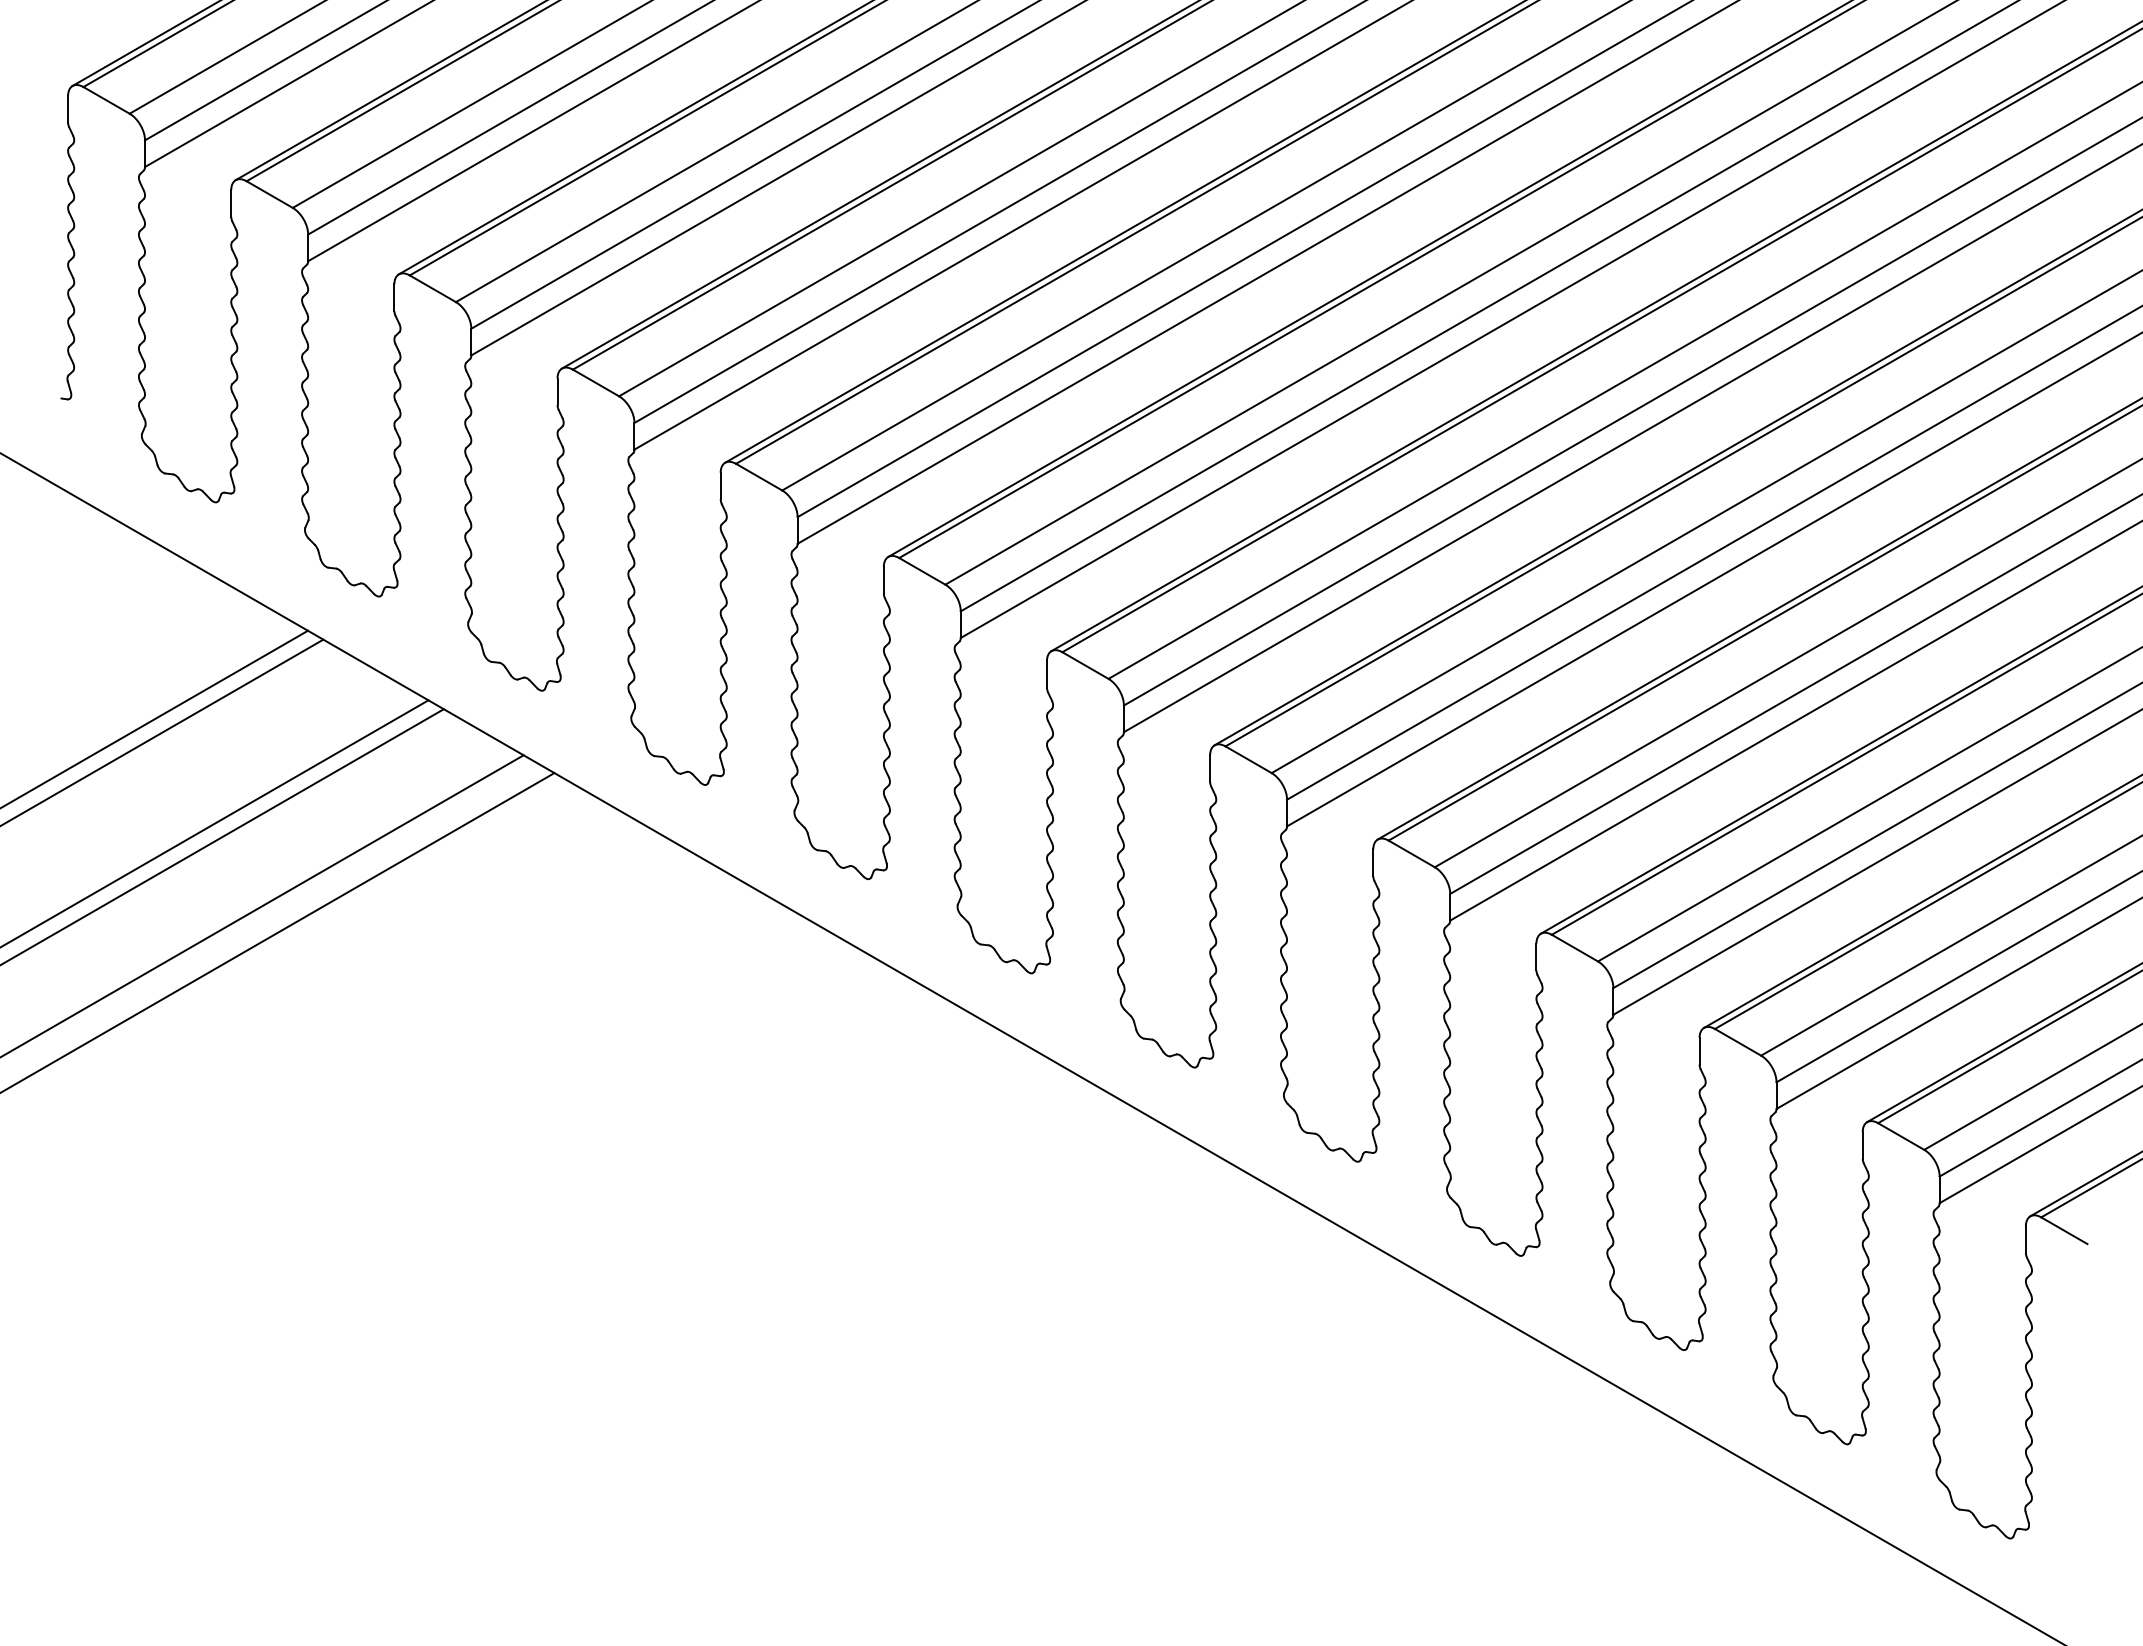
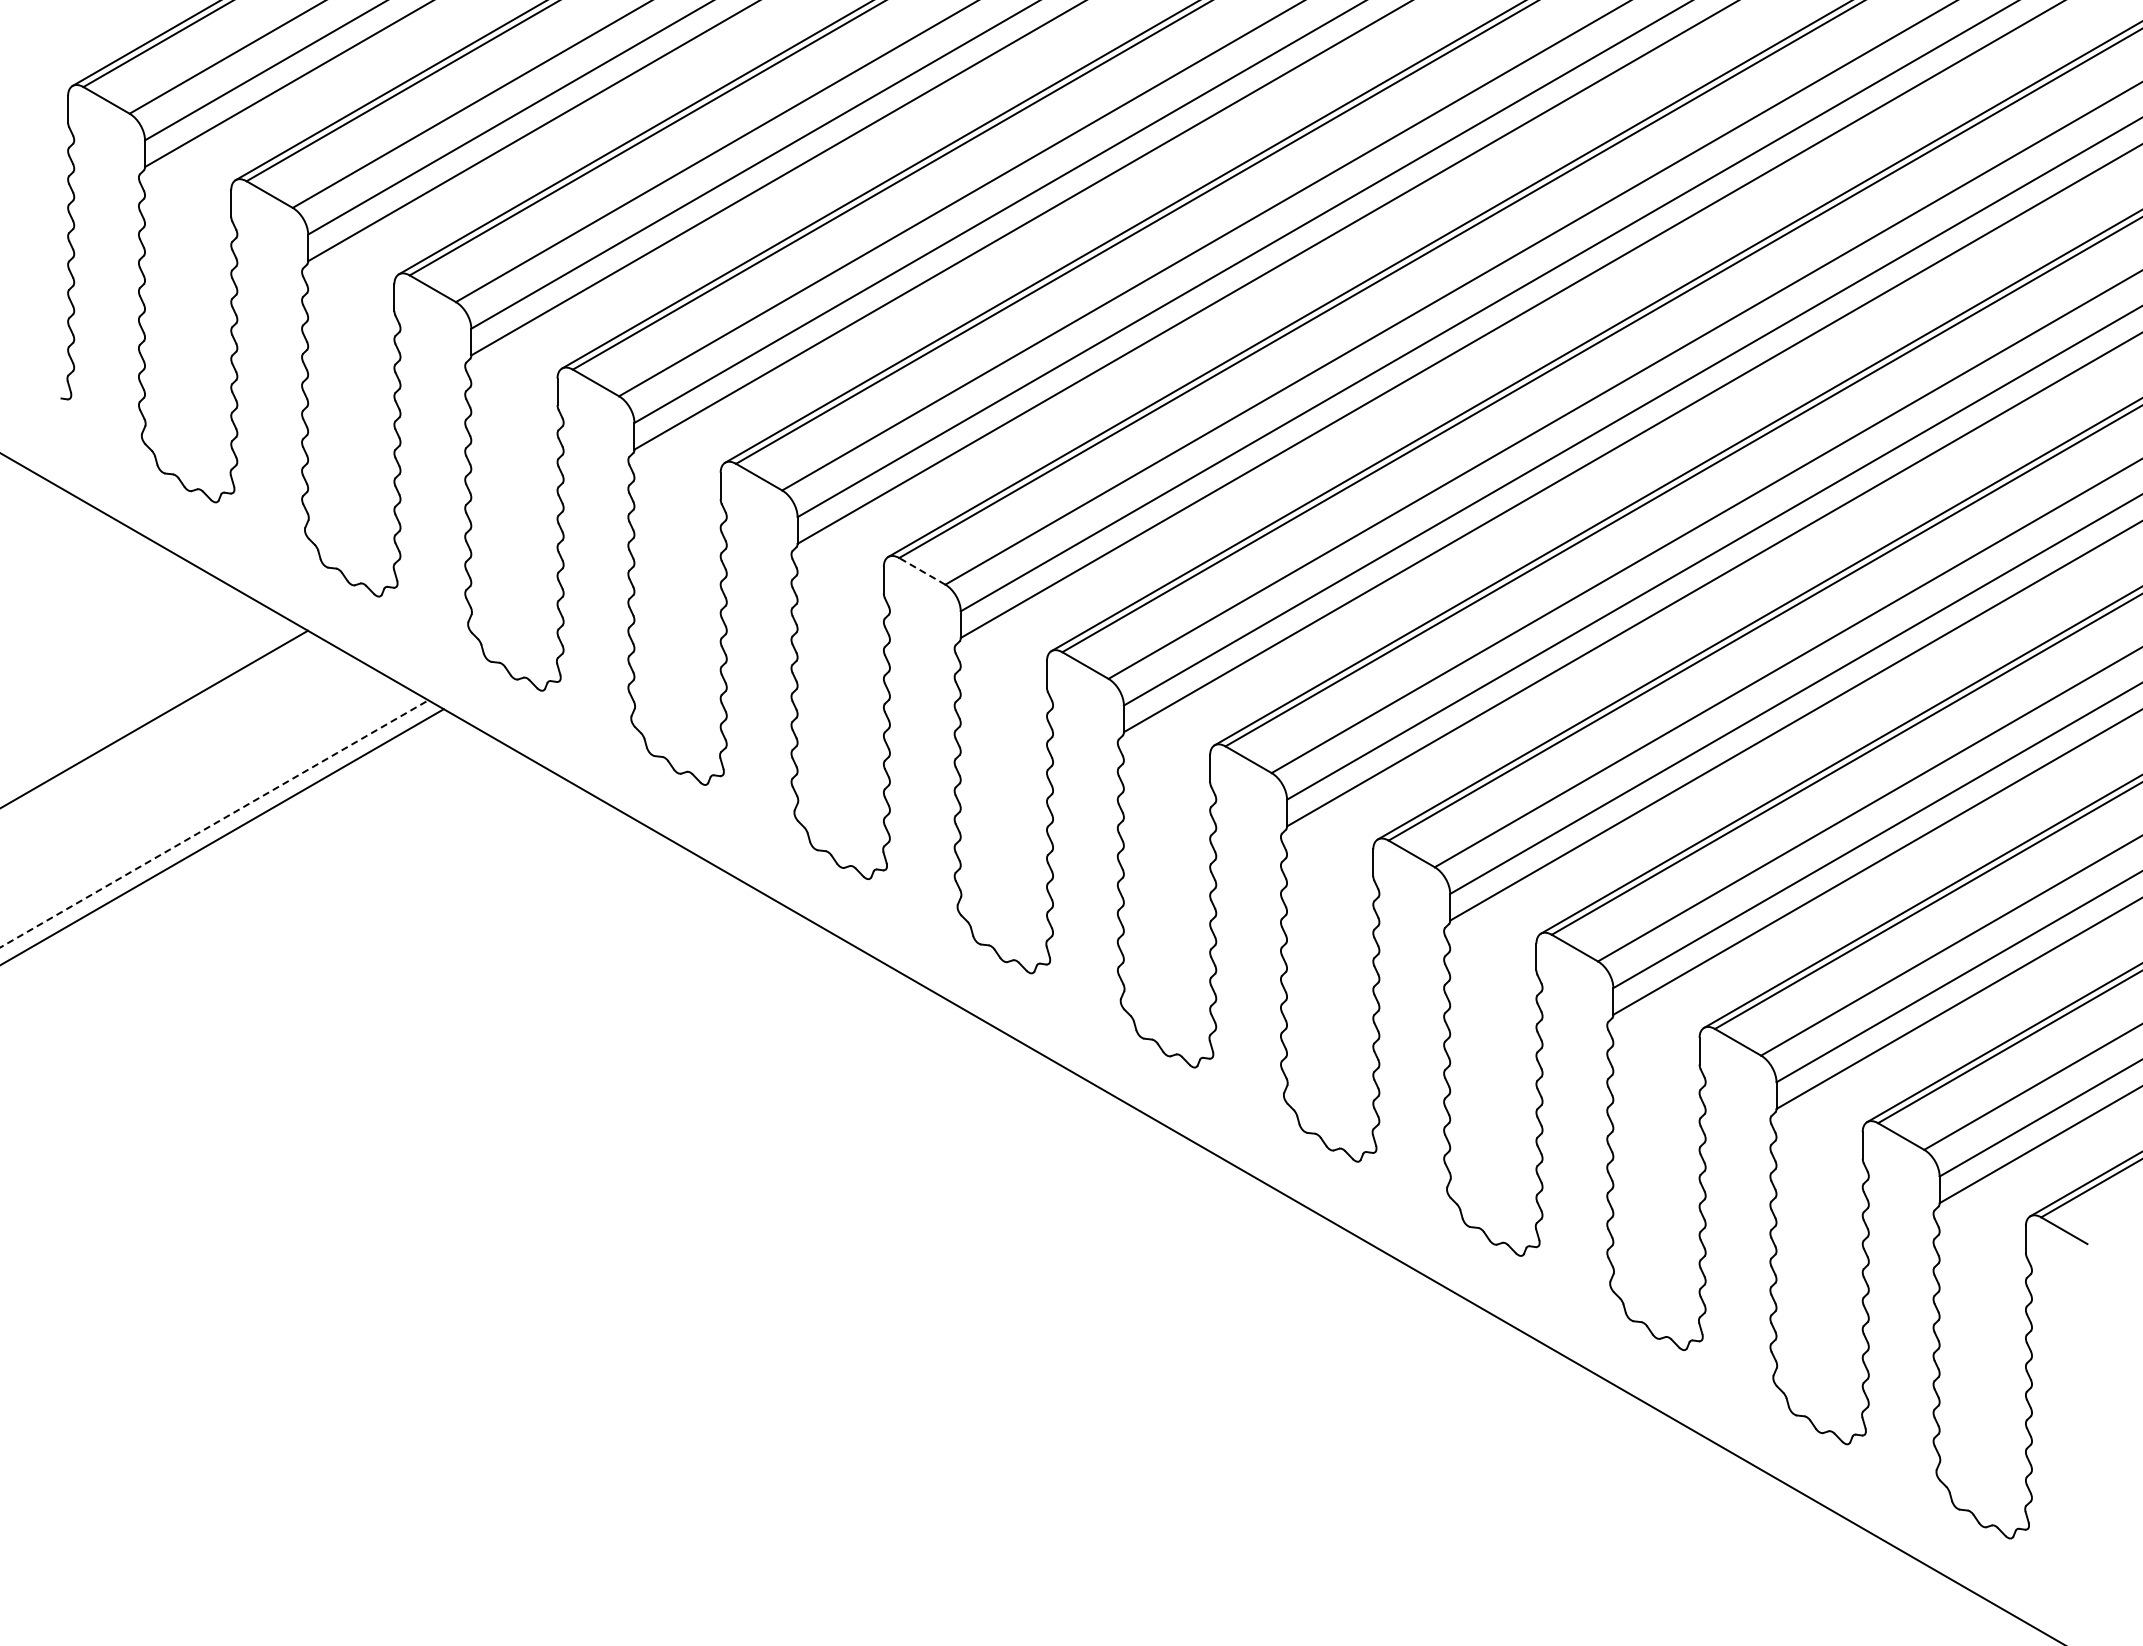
line: solid -> dashed (922, 571)
line: present -> none (162, 732)
line: solid -> dashed (214, 823)
line: present -> none (262, 905)
line: present -> none (278, 932)
